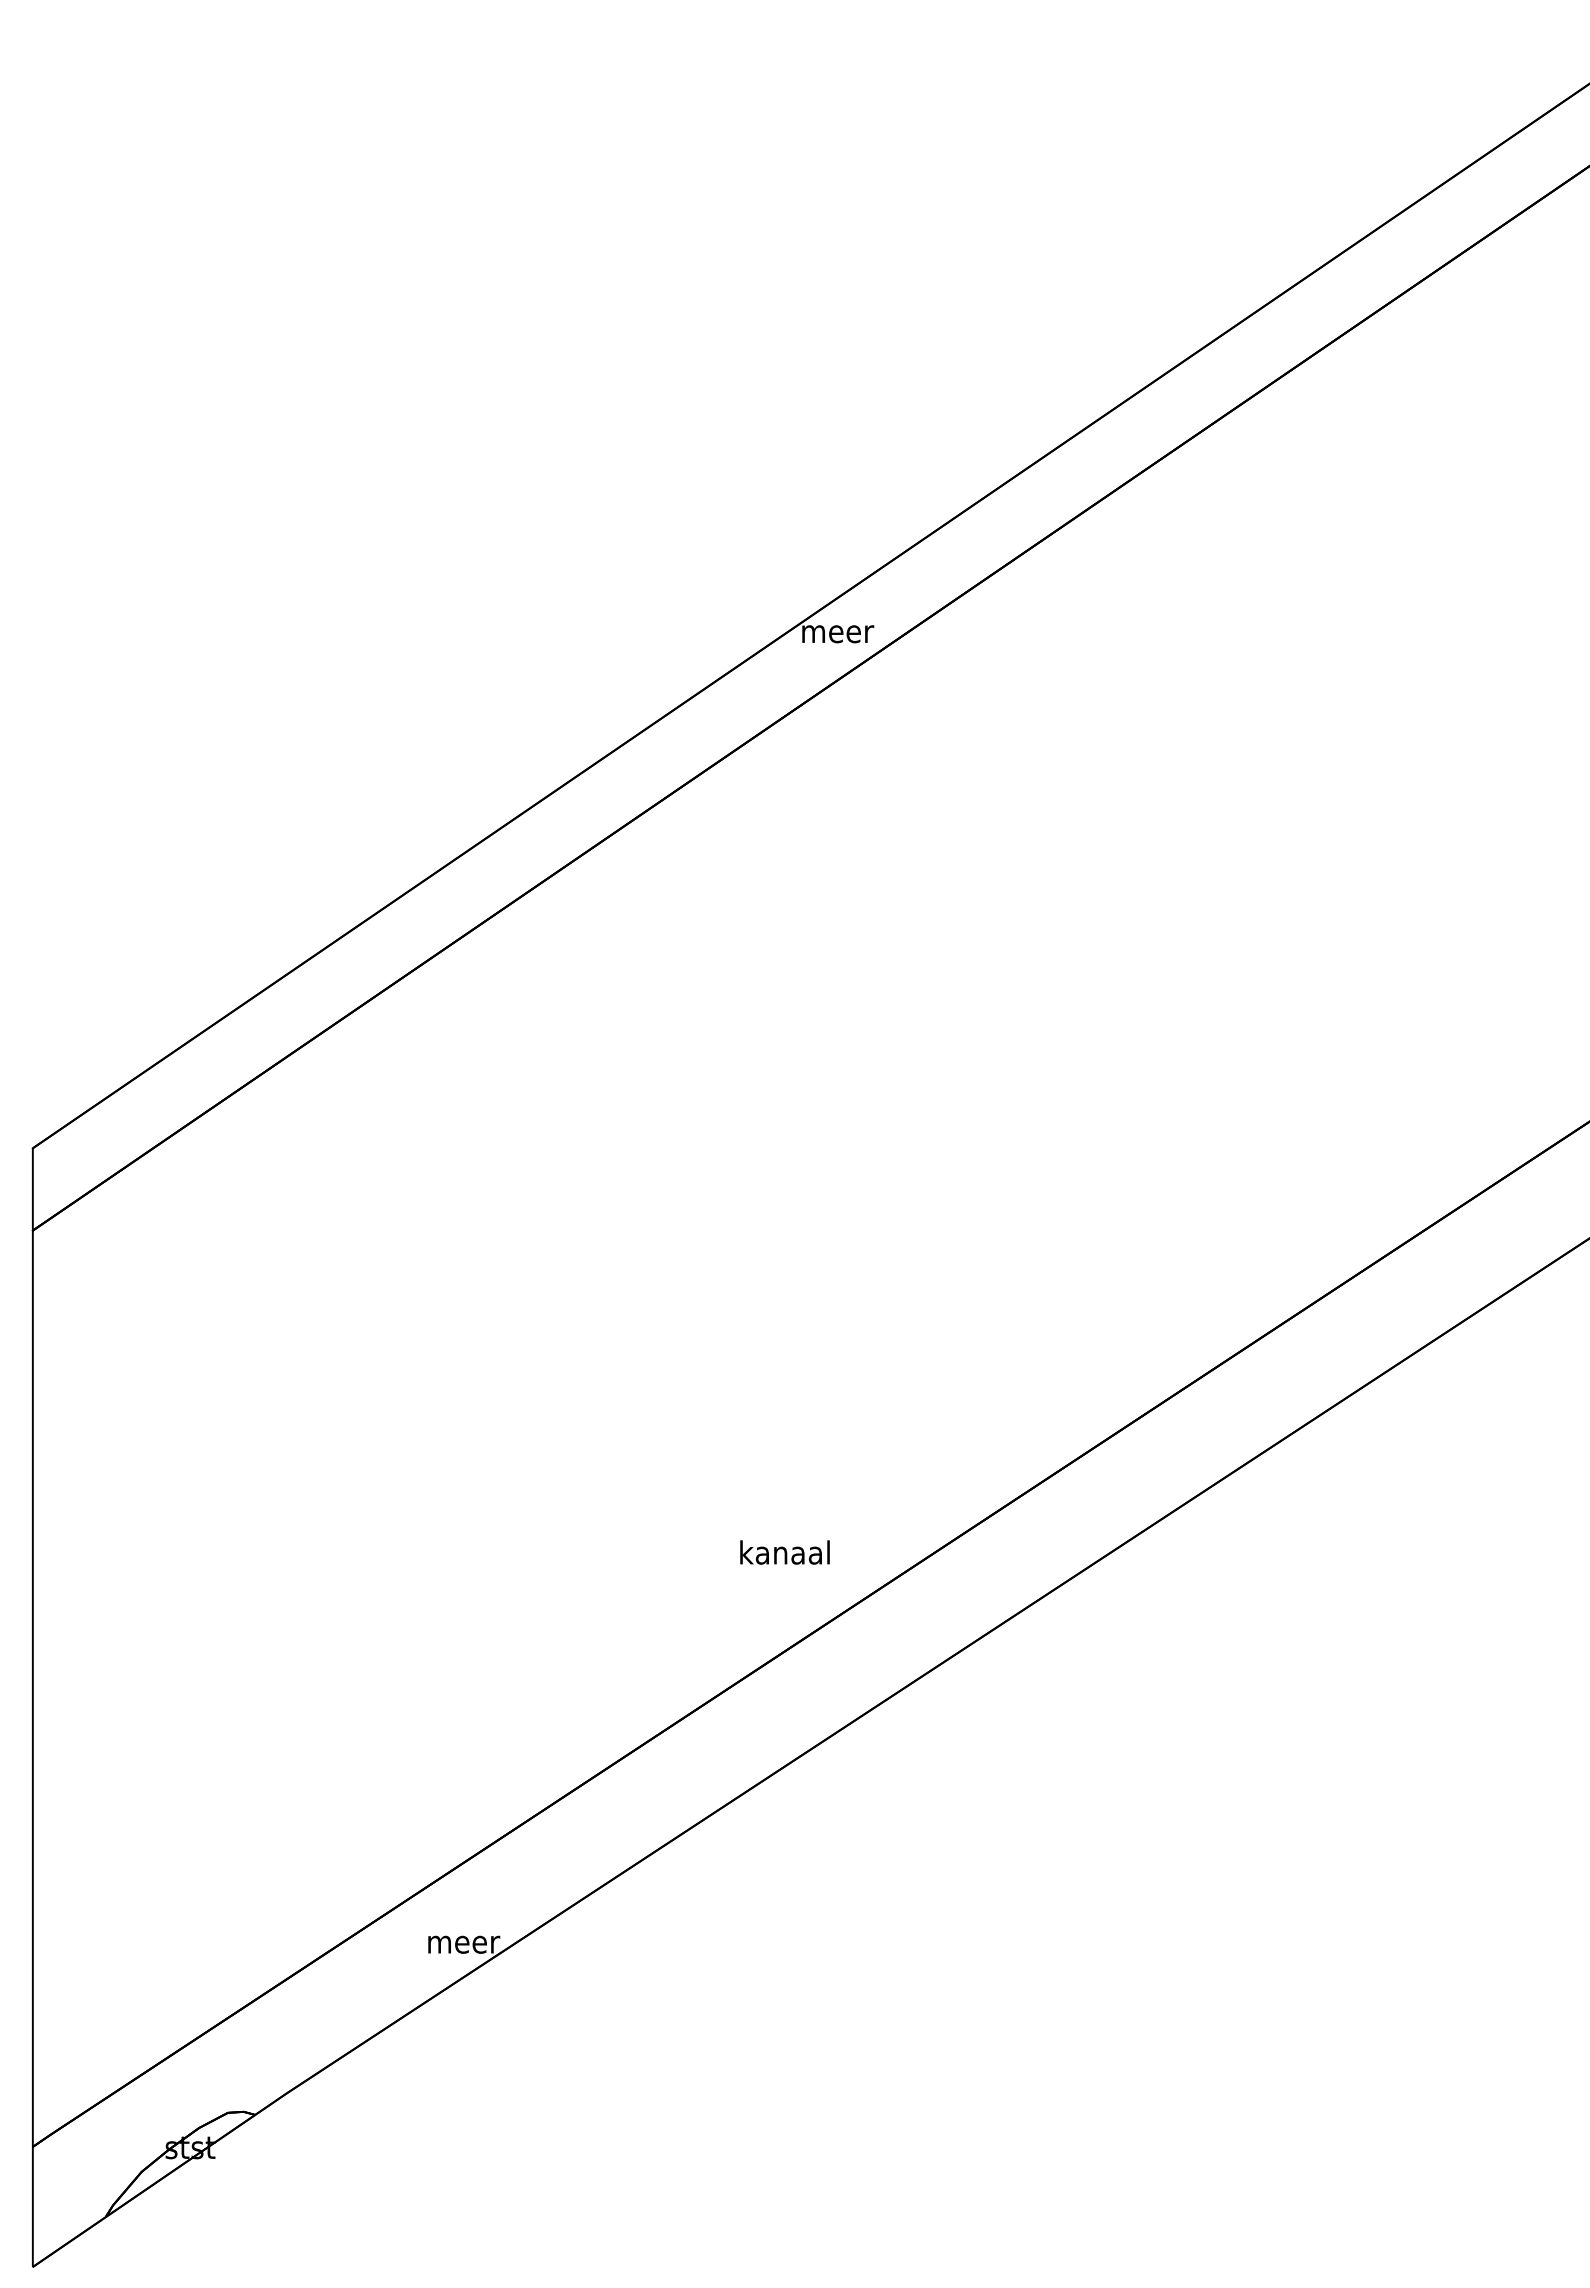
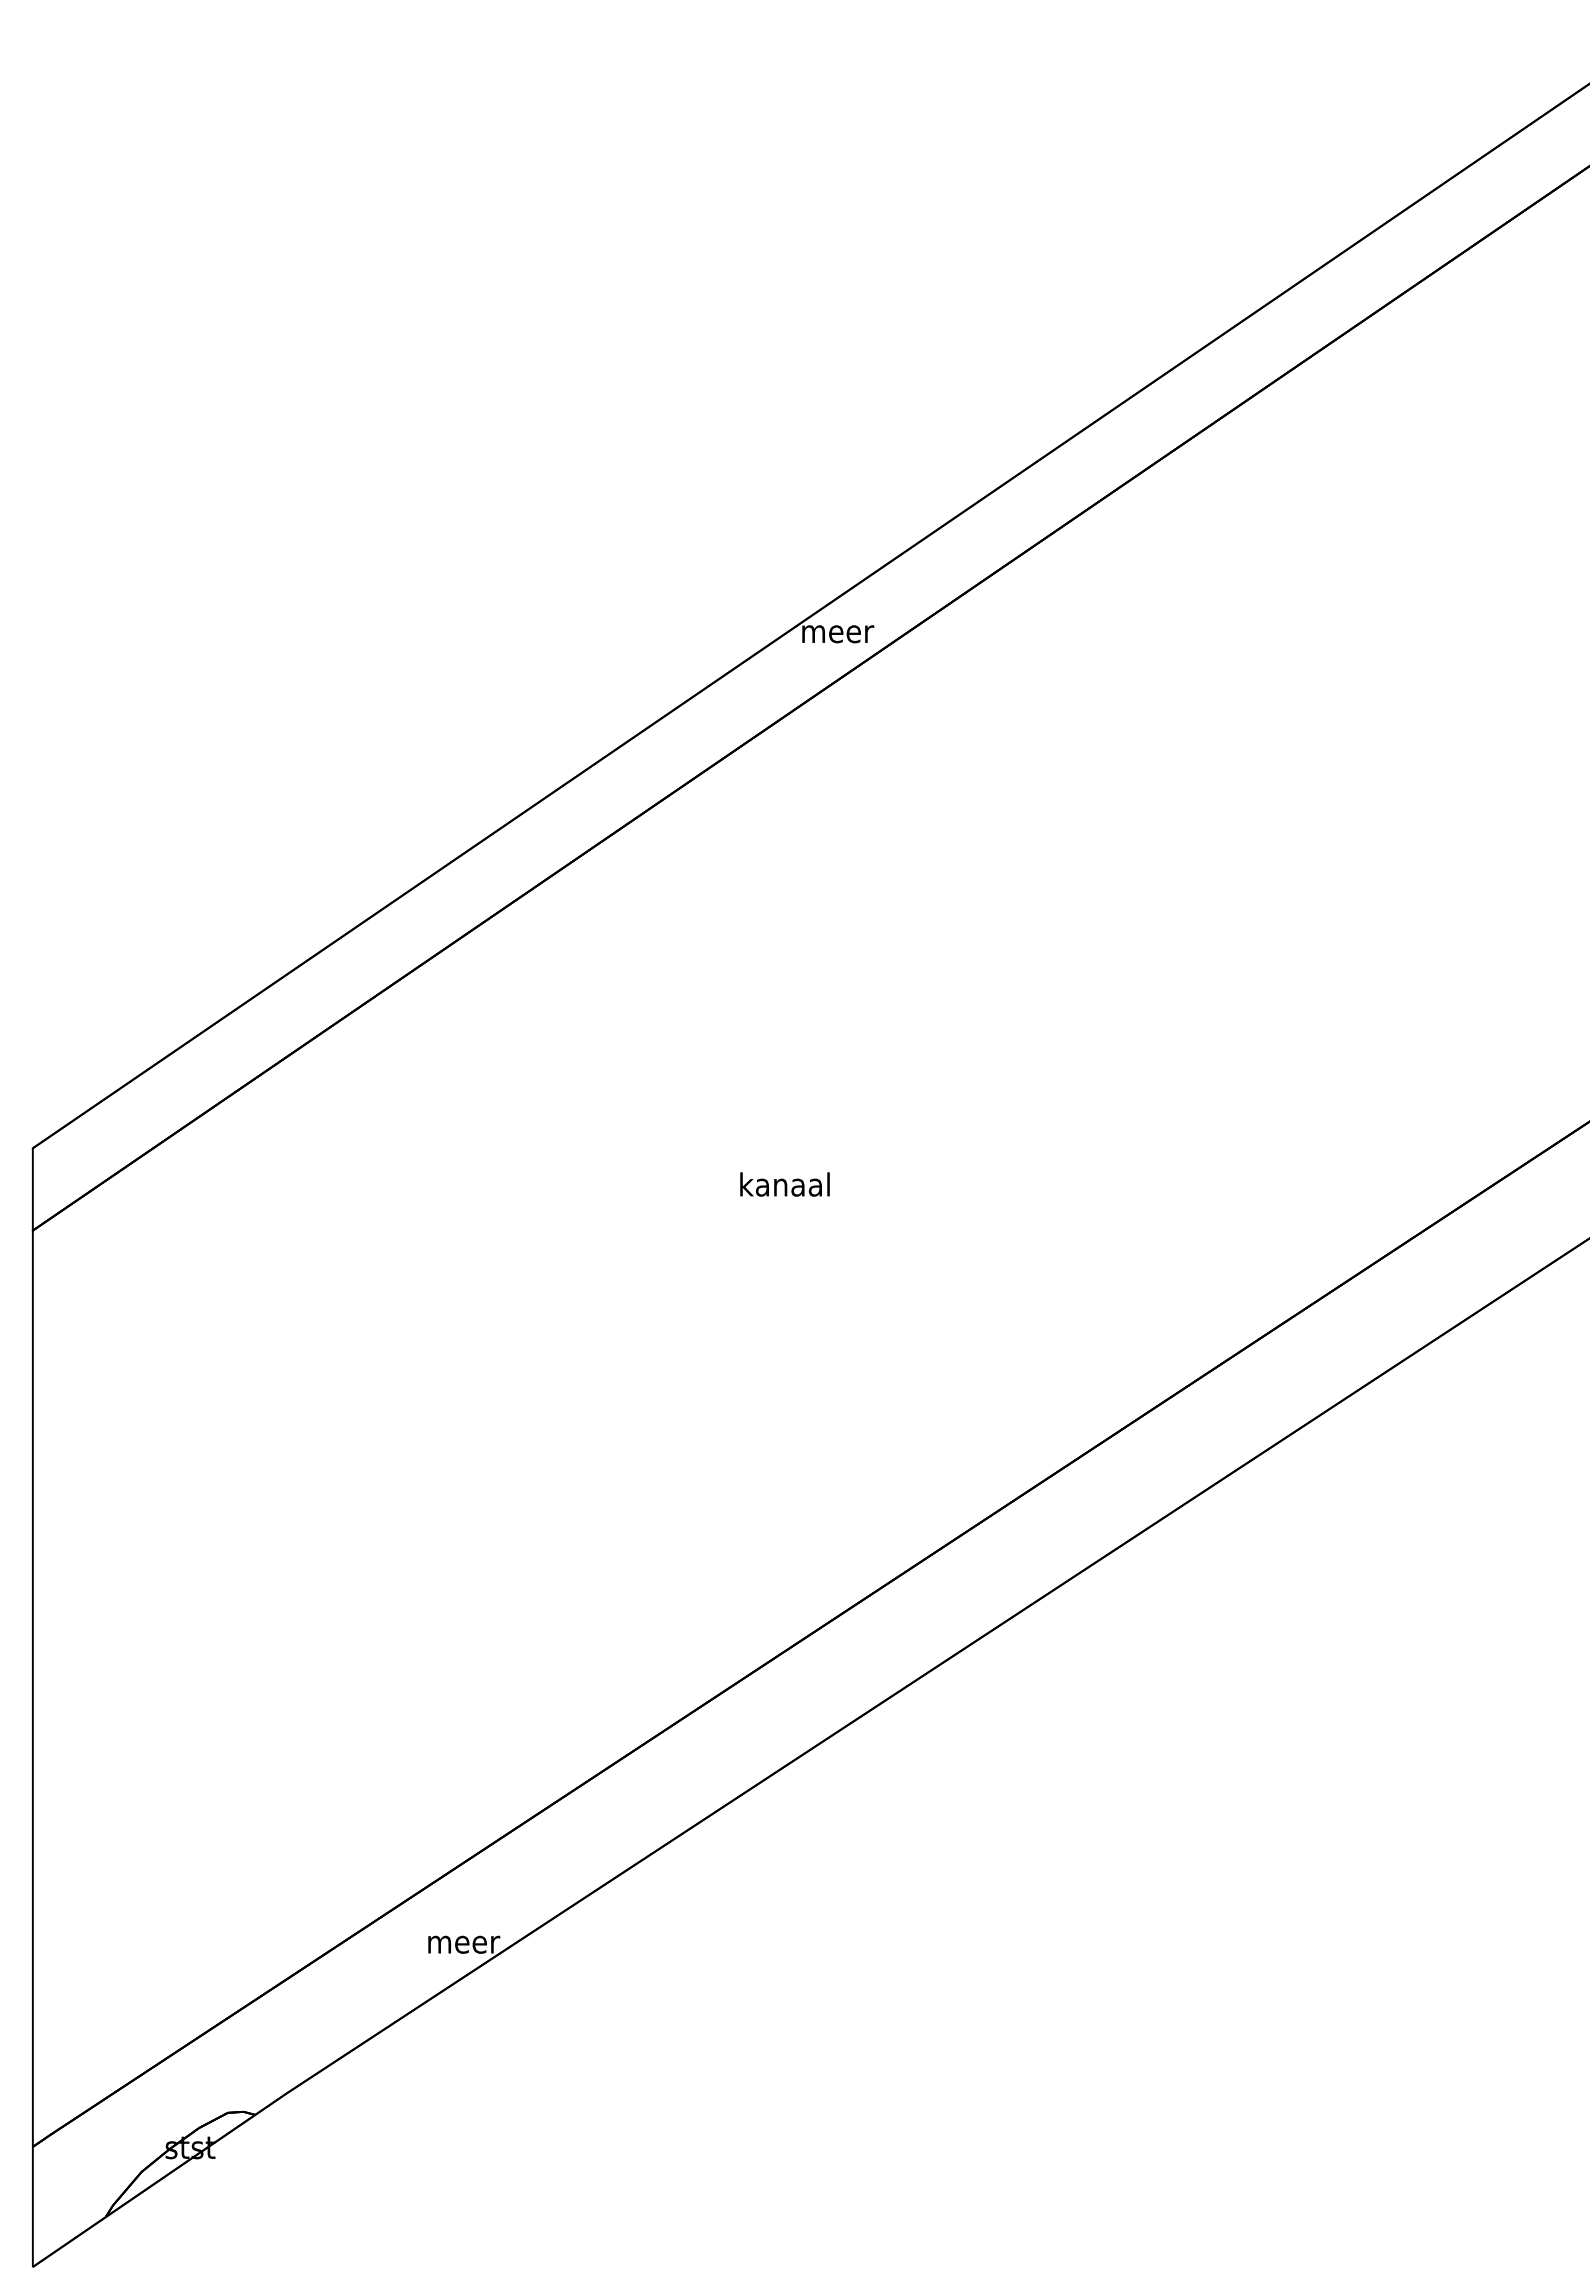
text position: (784, 1552) -> (784, 1184) (784, 1184)
